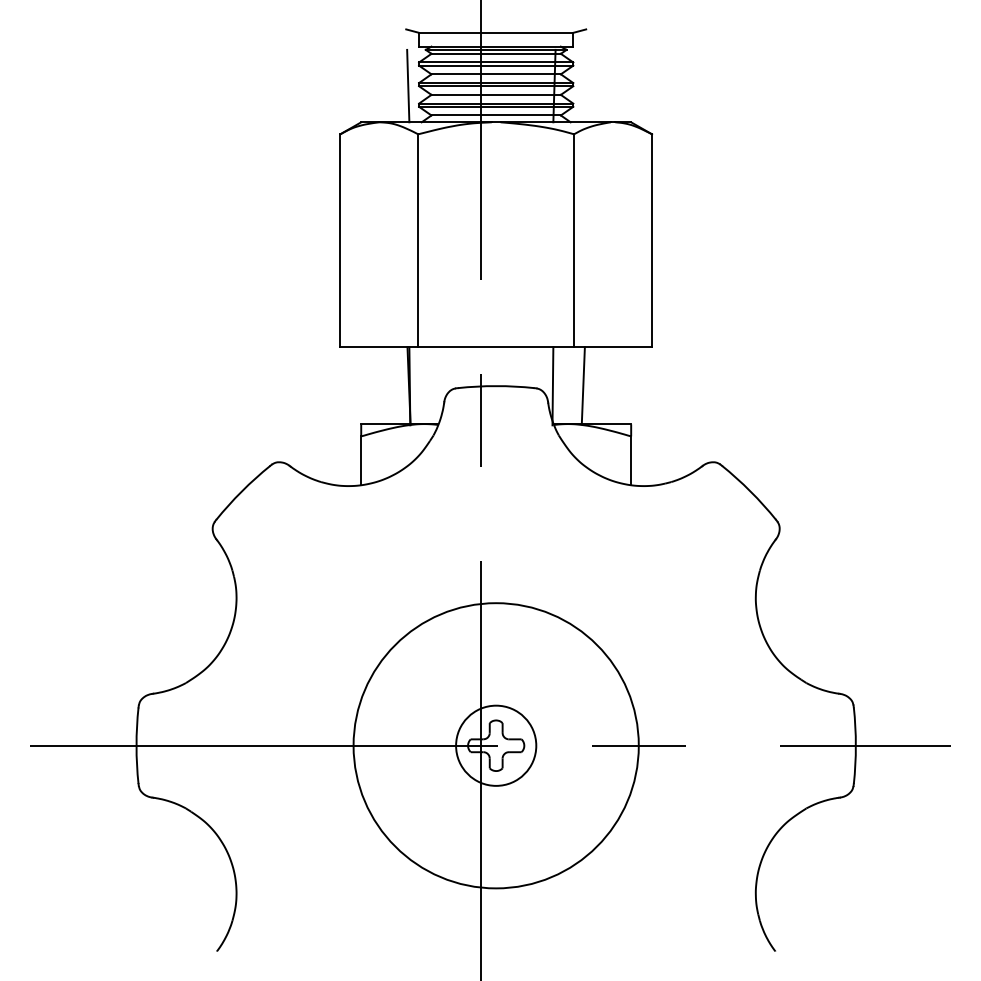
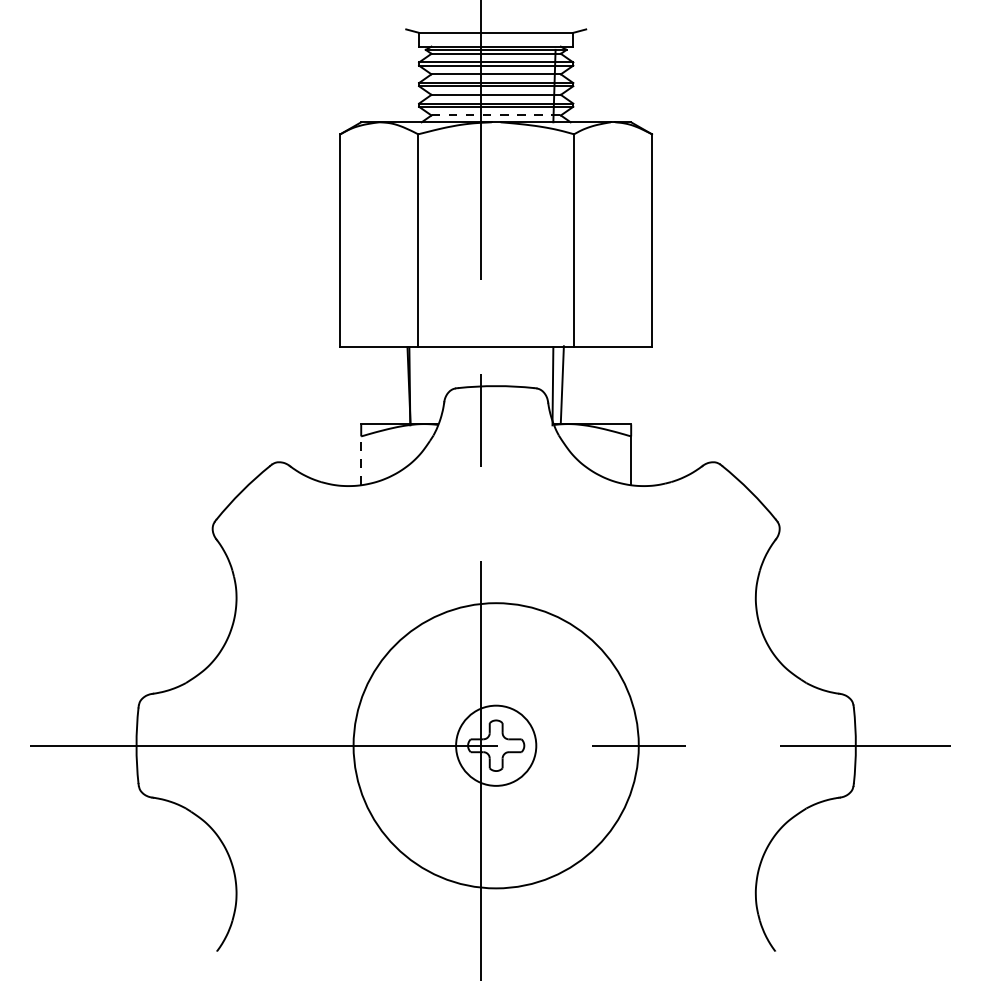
line: present -> none (408, 85)
line: solid -> dashed (496, 115)
line position: (582, 385) -> (561, 384) (561, 384)
line: solid -> dashed (361, 460)
